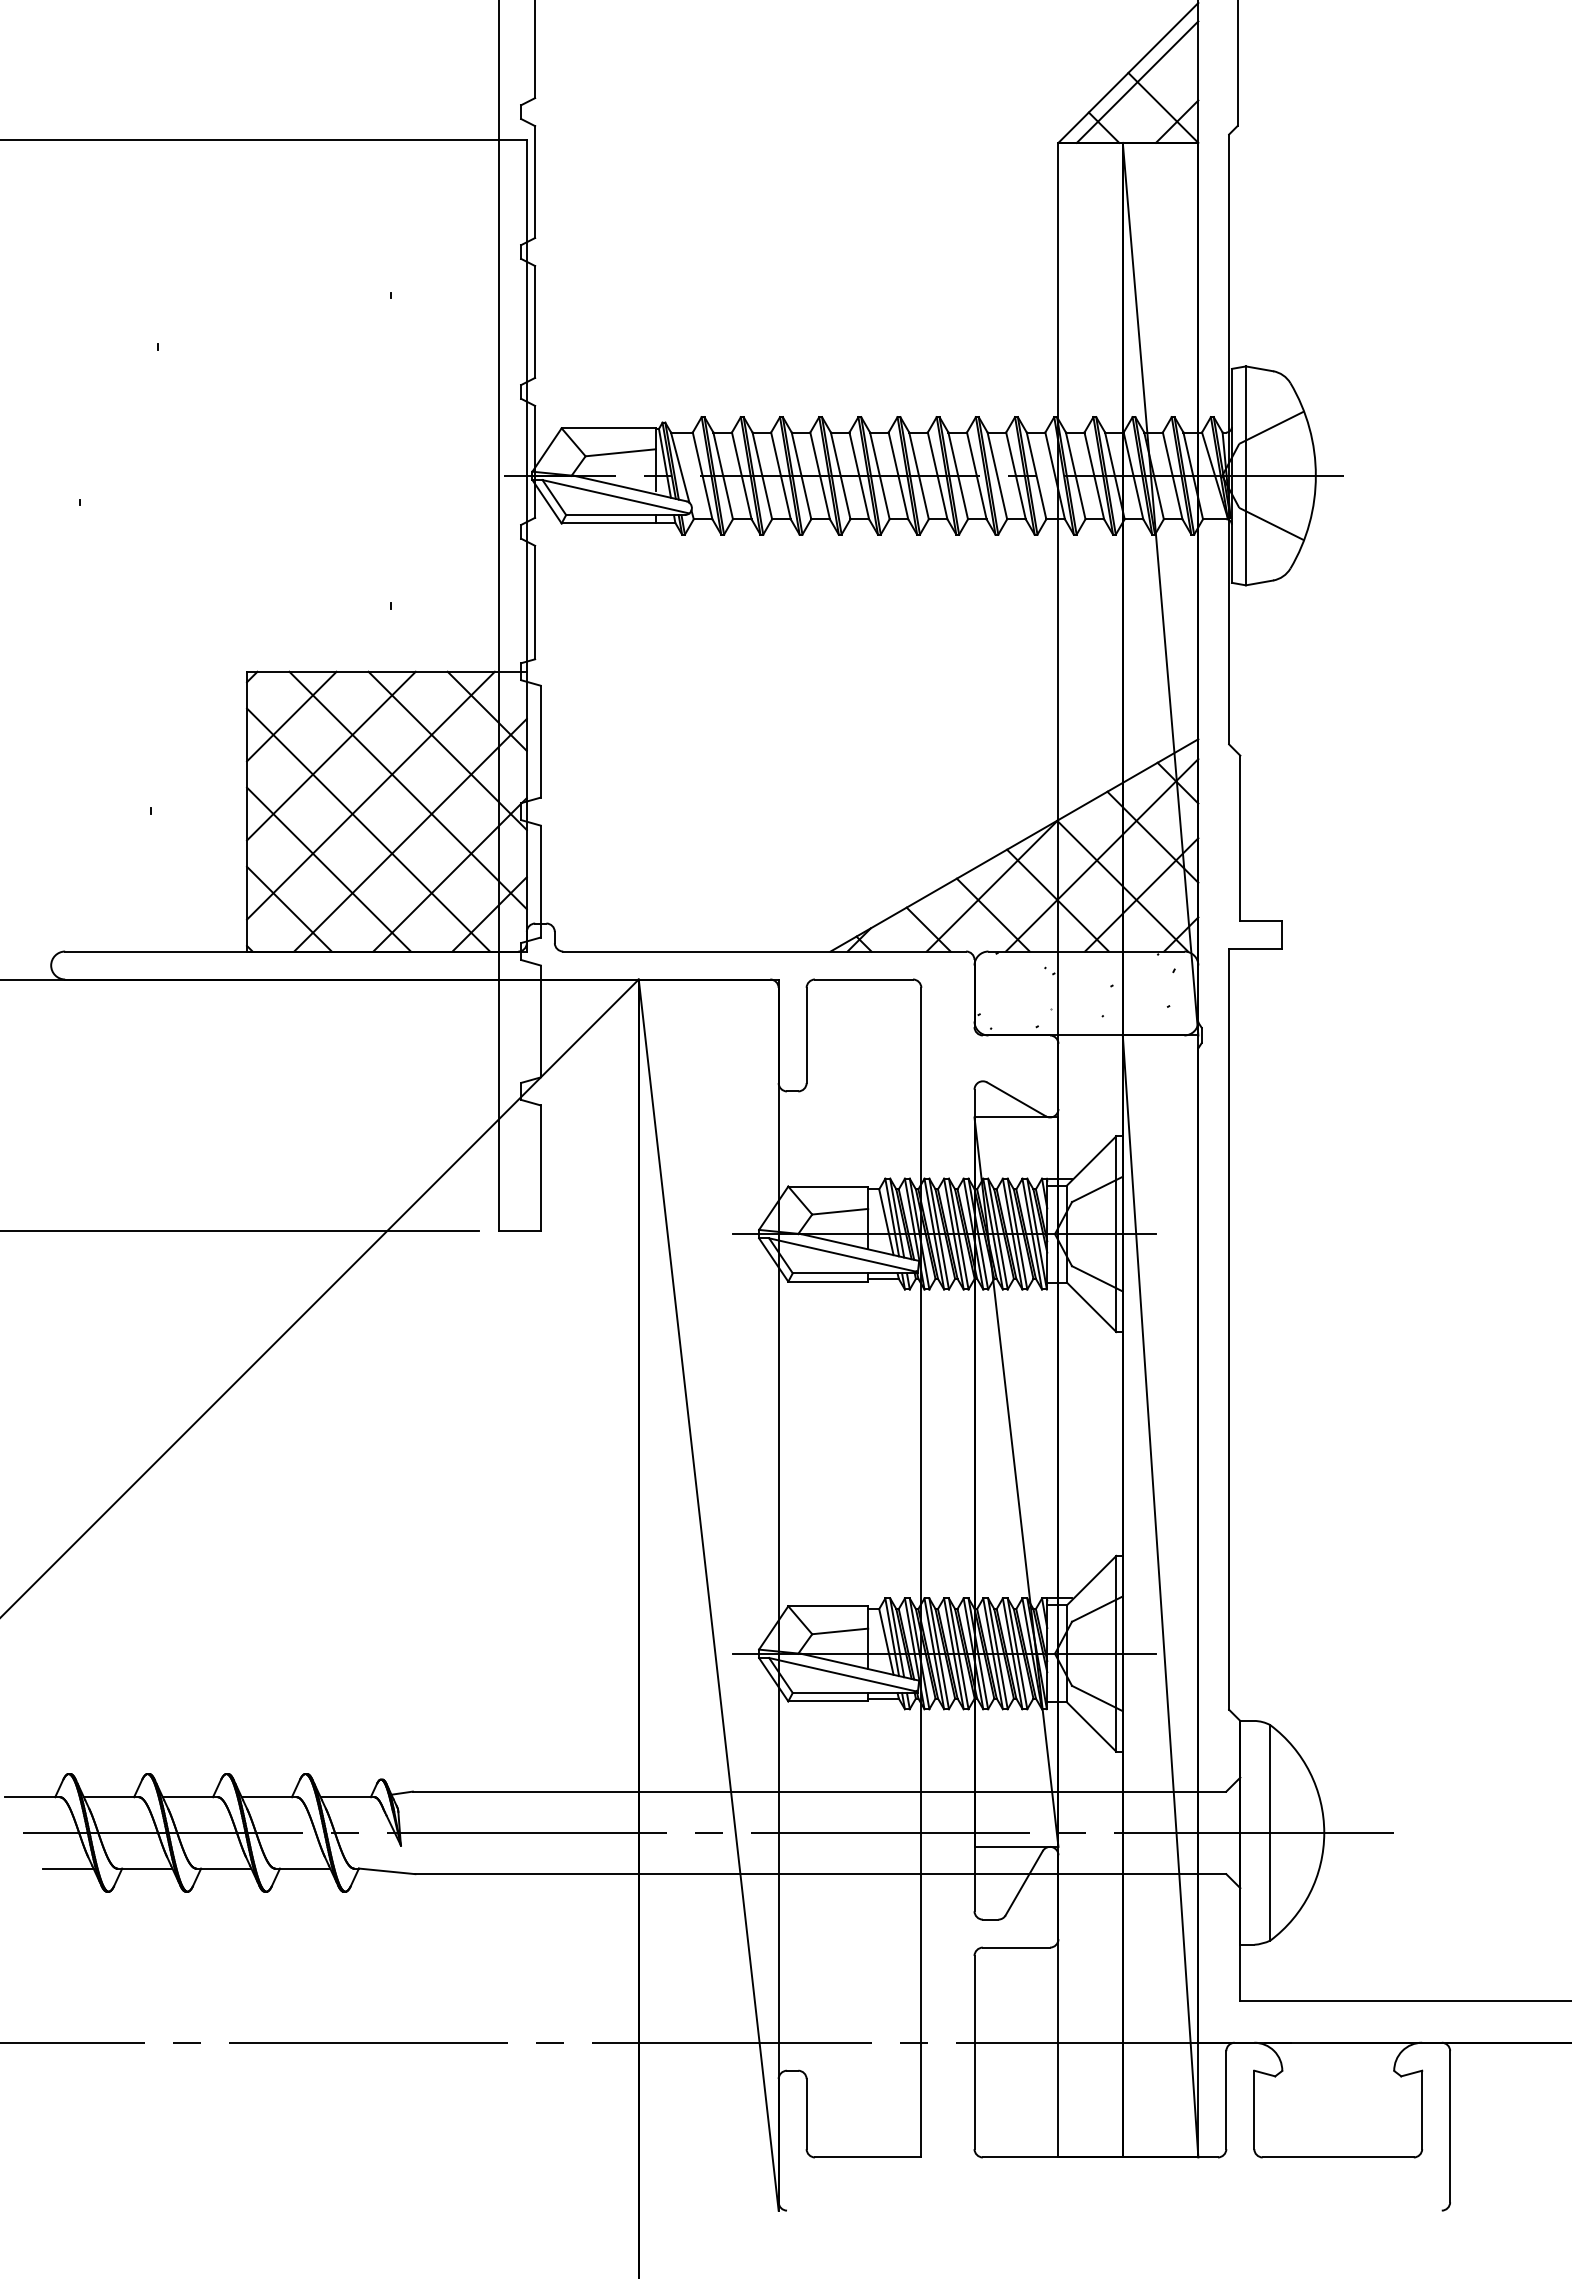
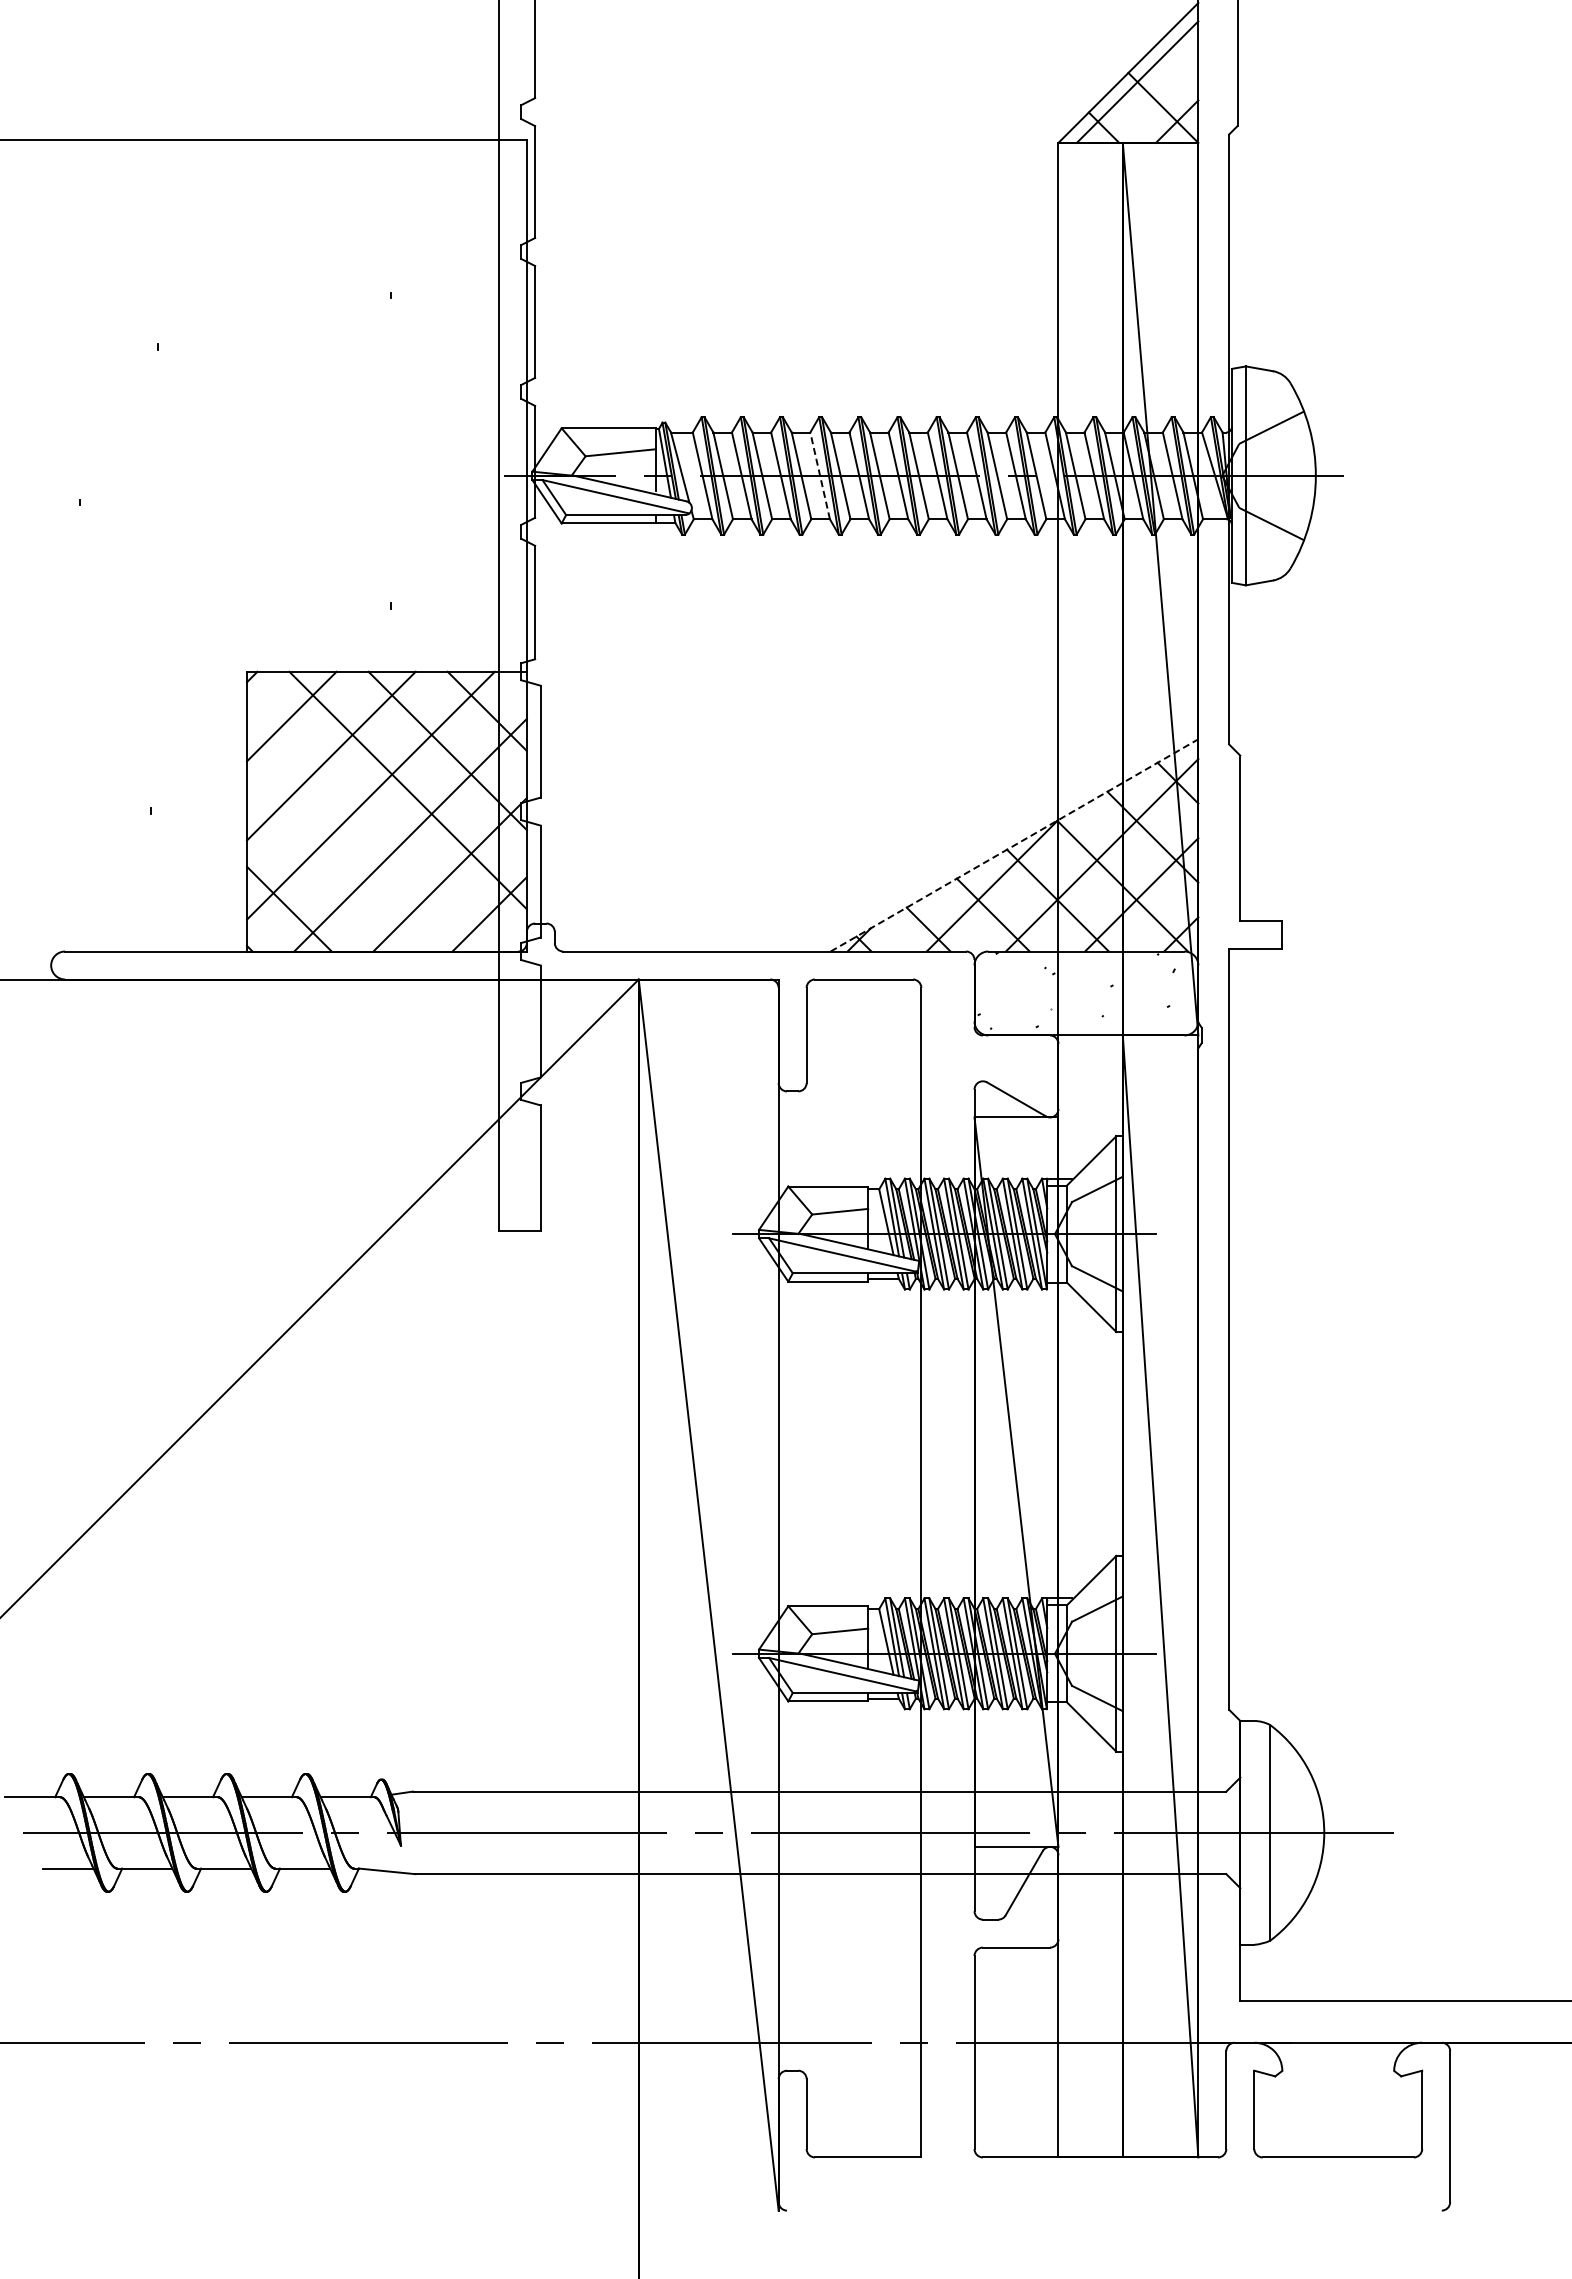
line: solid -> dashed (820, 475)
line: present -> none (368, 829)
line: solid -> dashed (1014, 845)
line: present -> none (328, 869)
line: present -> none (240, 1231)
